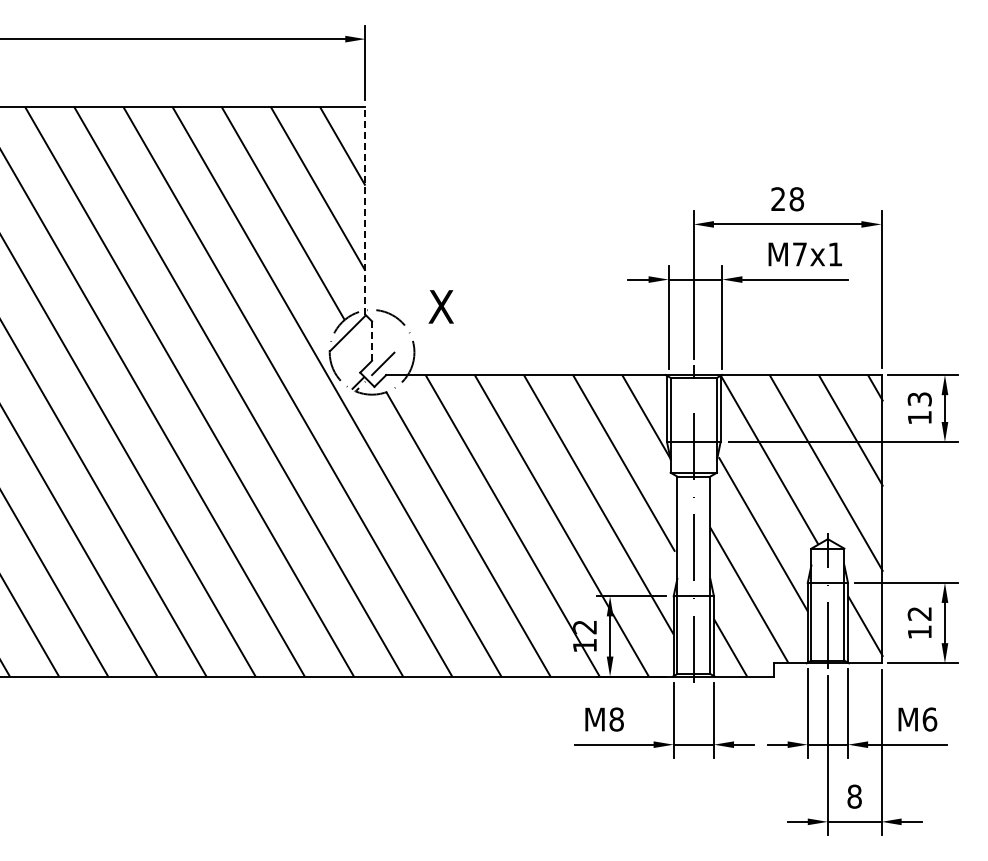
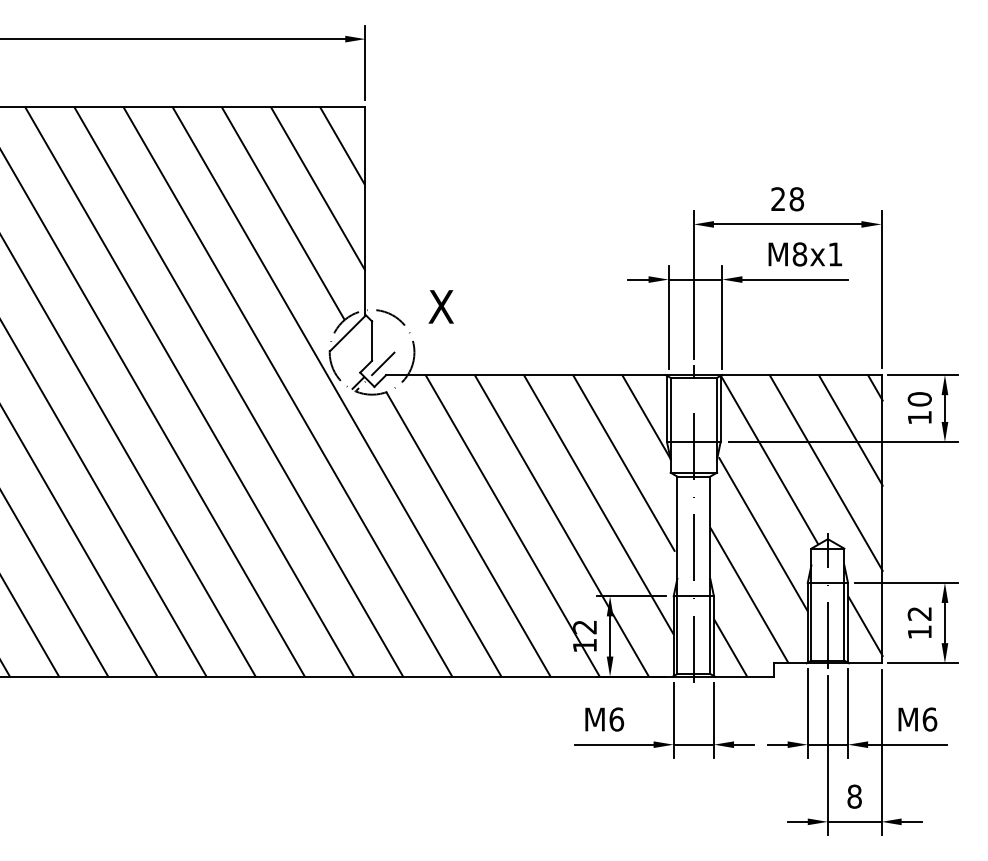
line: dashed -> solid (365, 210)
text: M7x1 -> M8x1 (799, 254)
line: dashed -> solid (372, 341)
text: 13 -> 10 (919, 399)
text: M8 -> M6 (616, 719)
